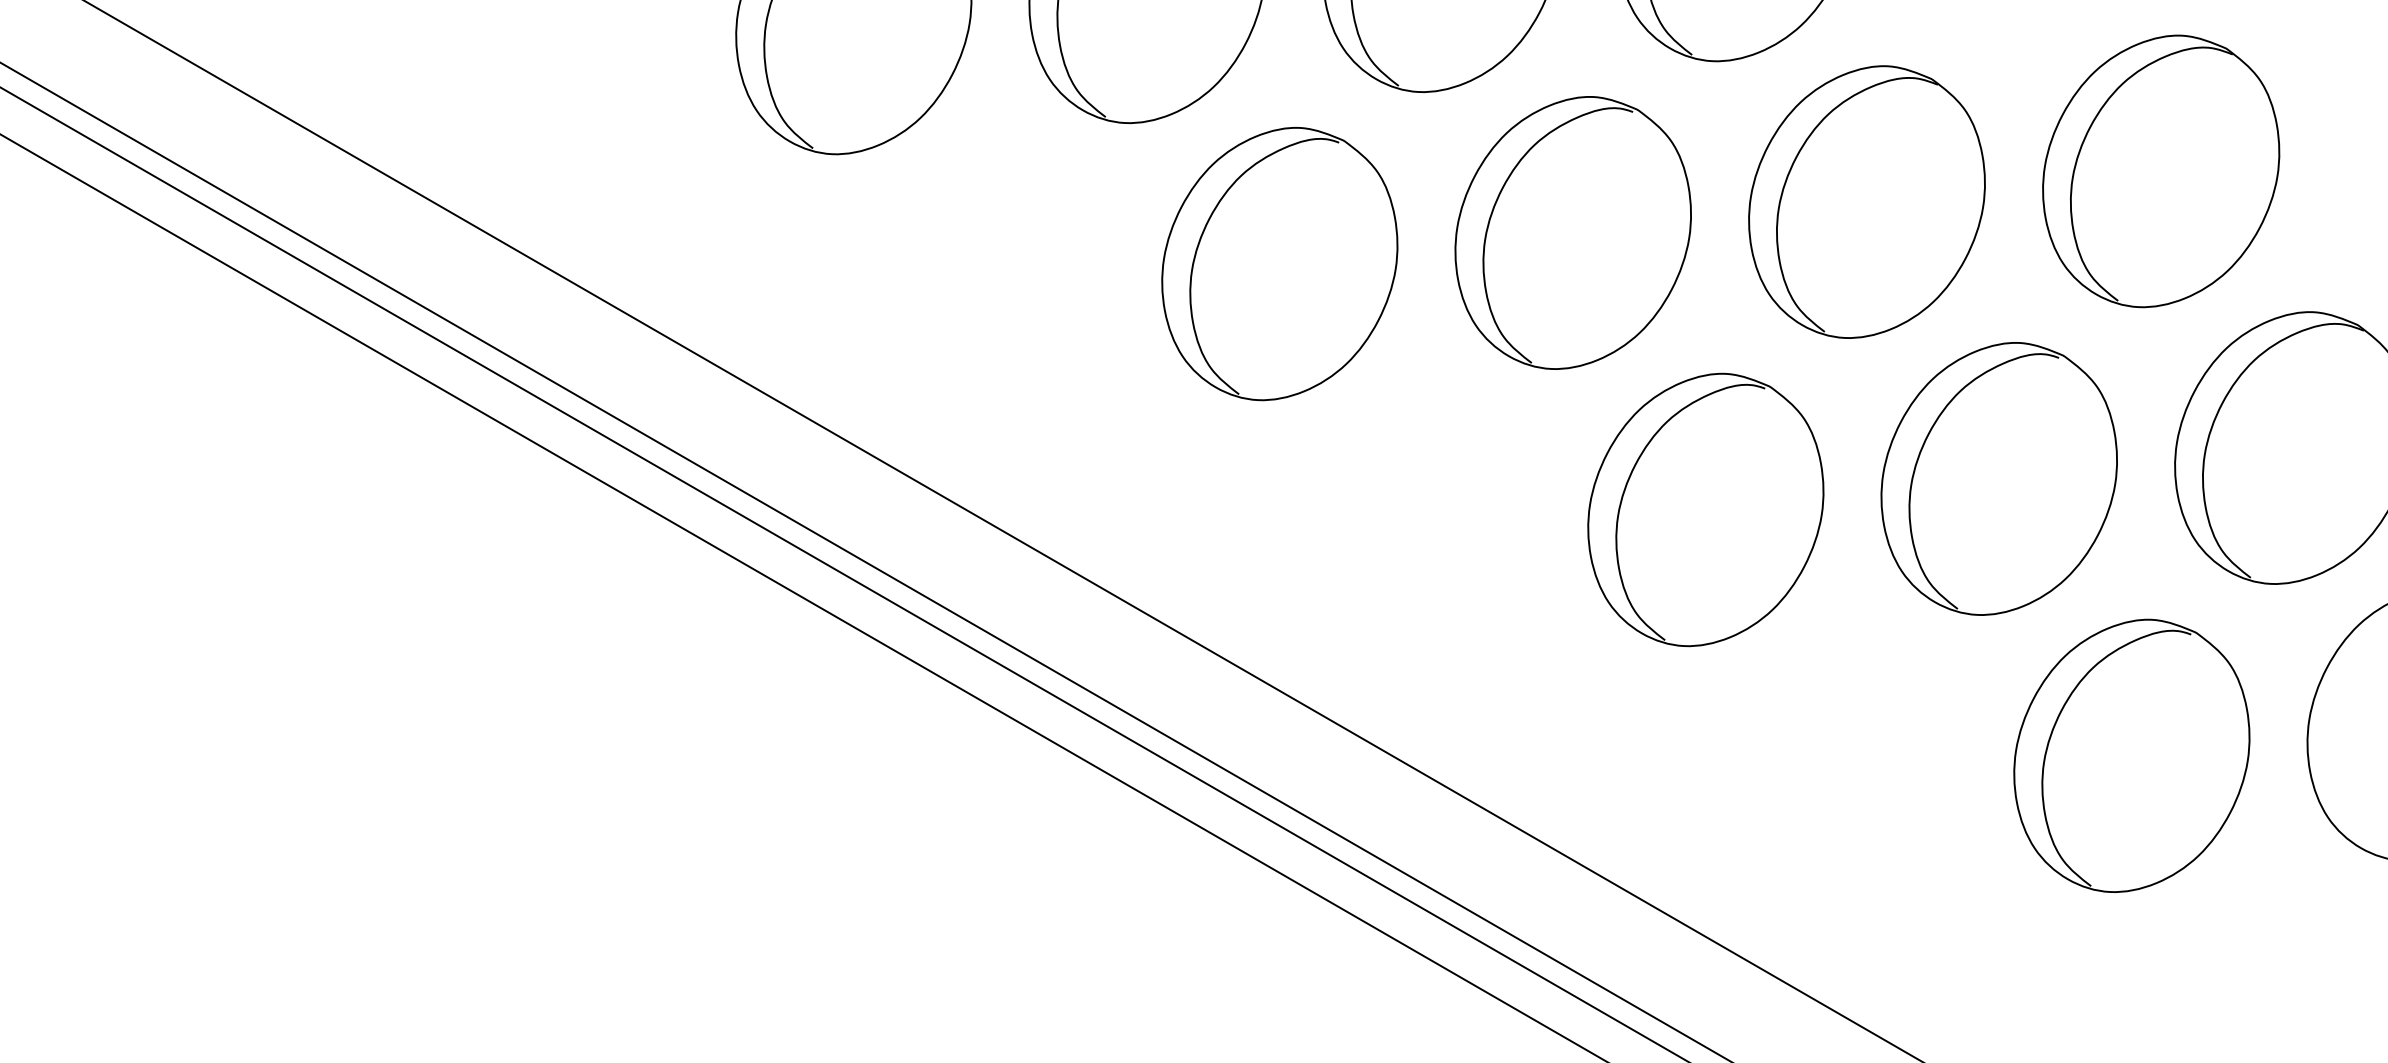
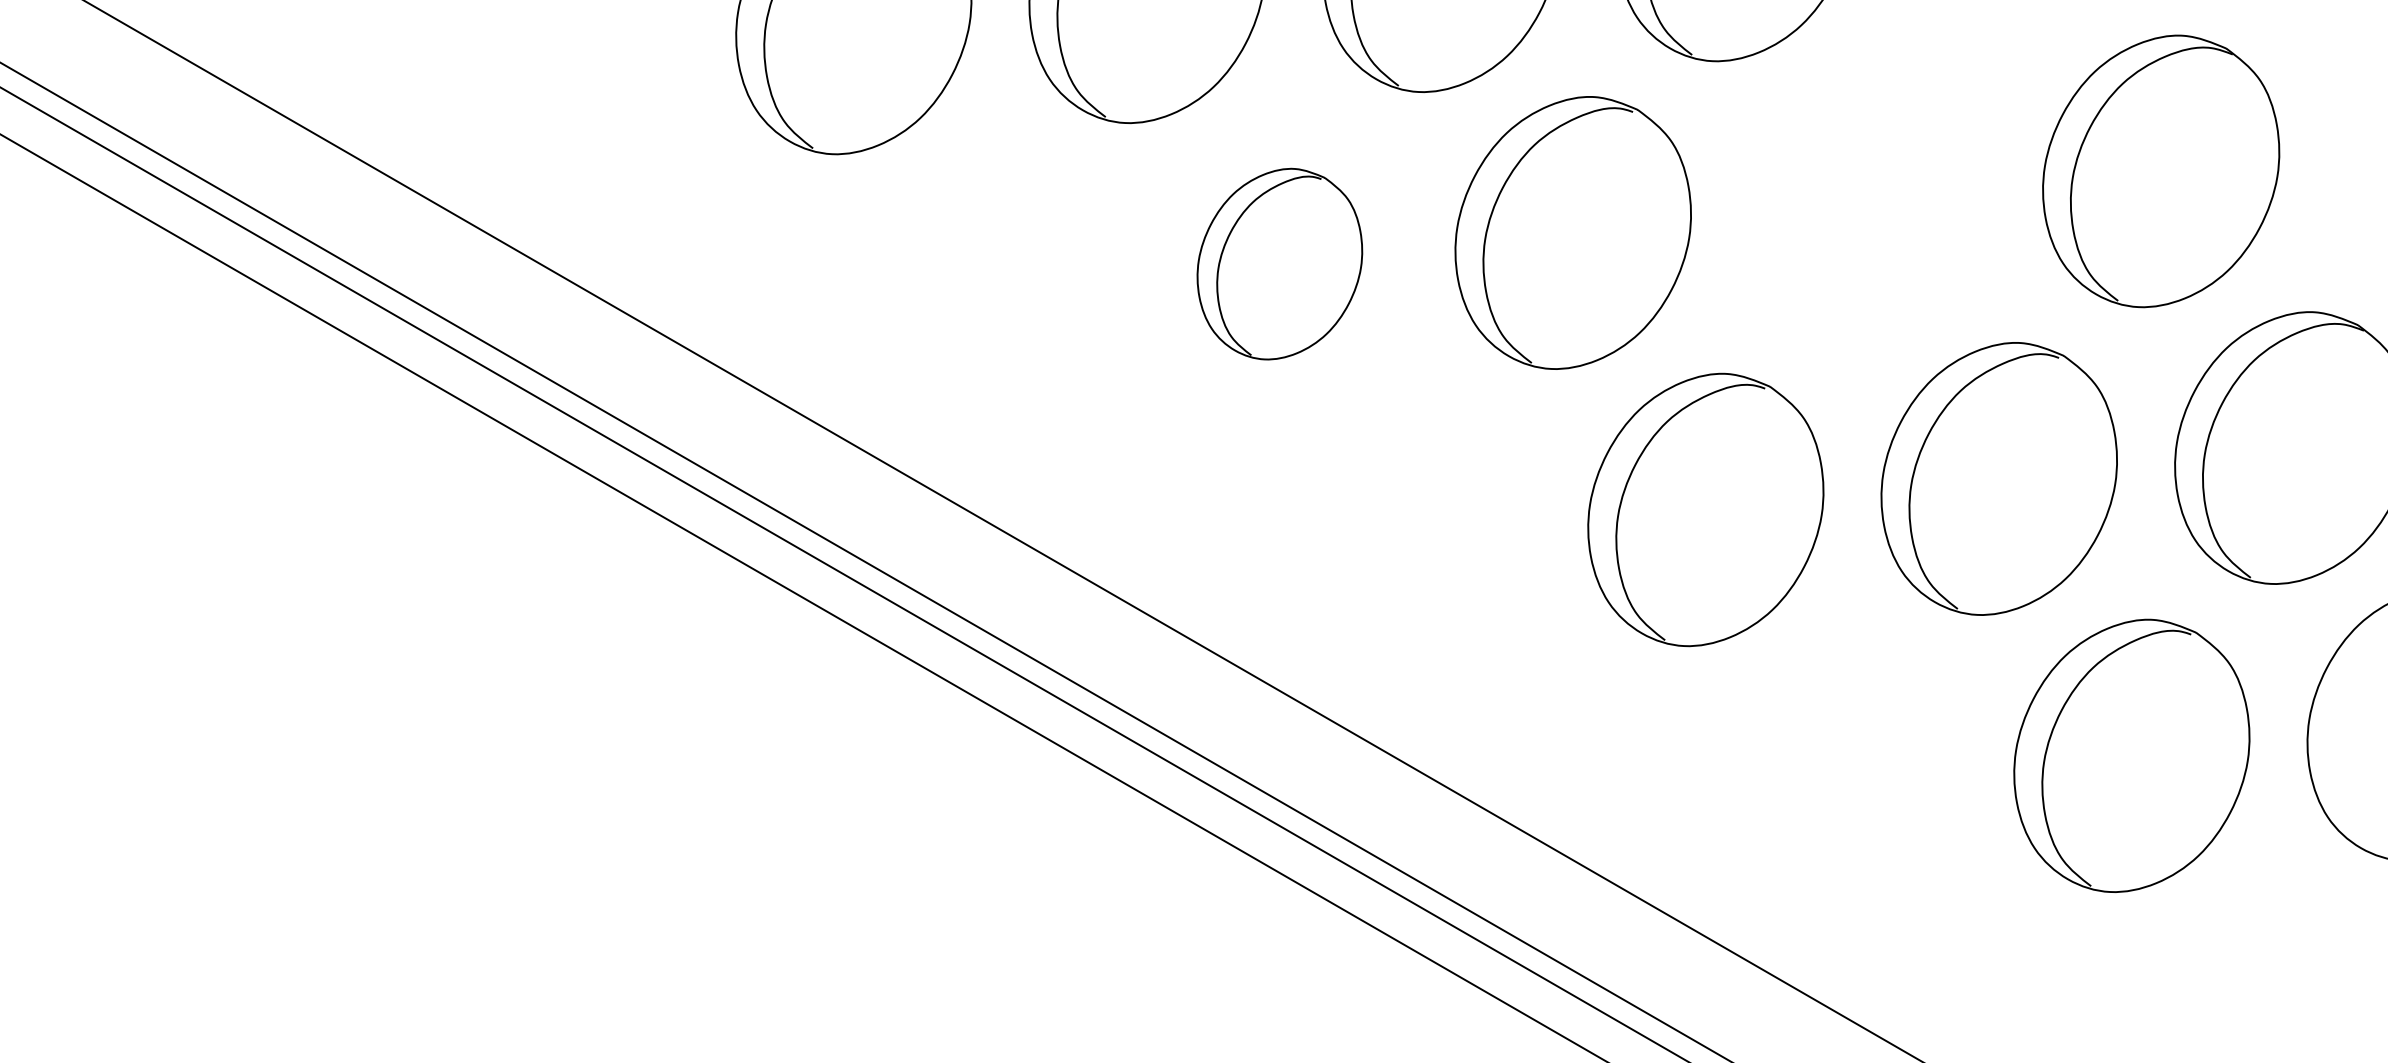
part: present -> none (1866, 201)
part size: 238x275 px -> 168x194 px (1279, 263)
